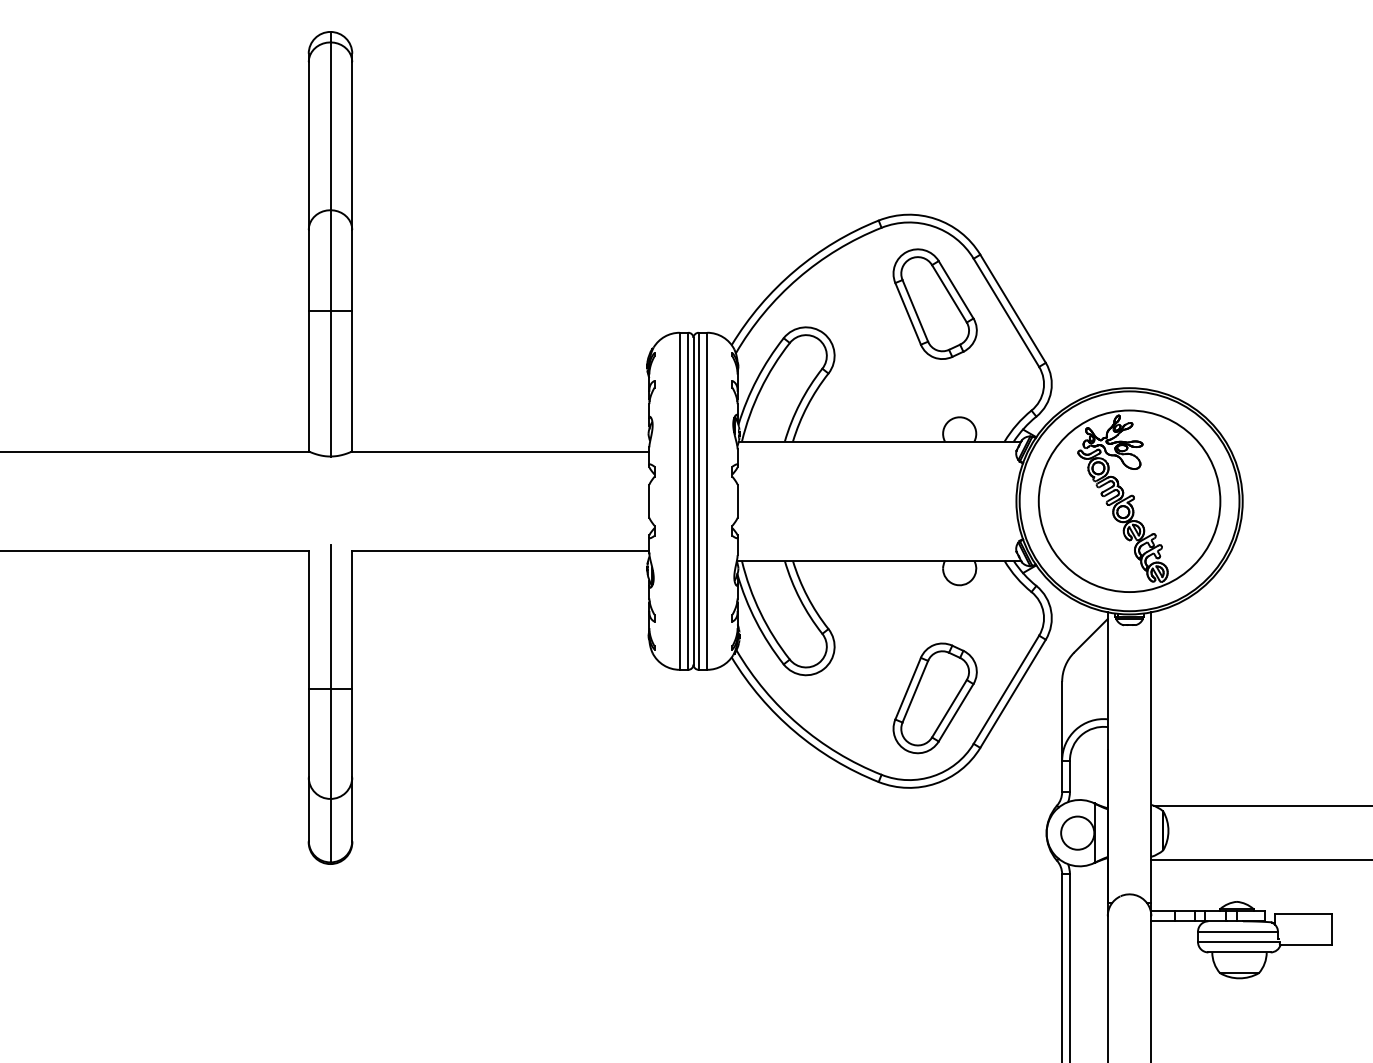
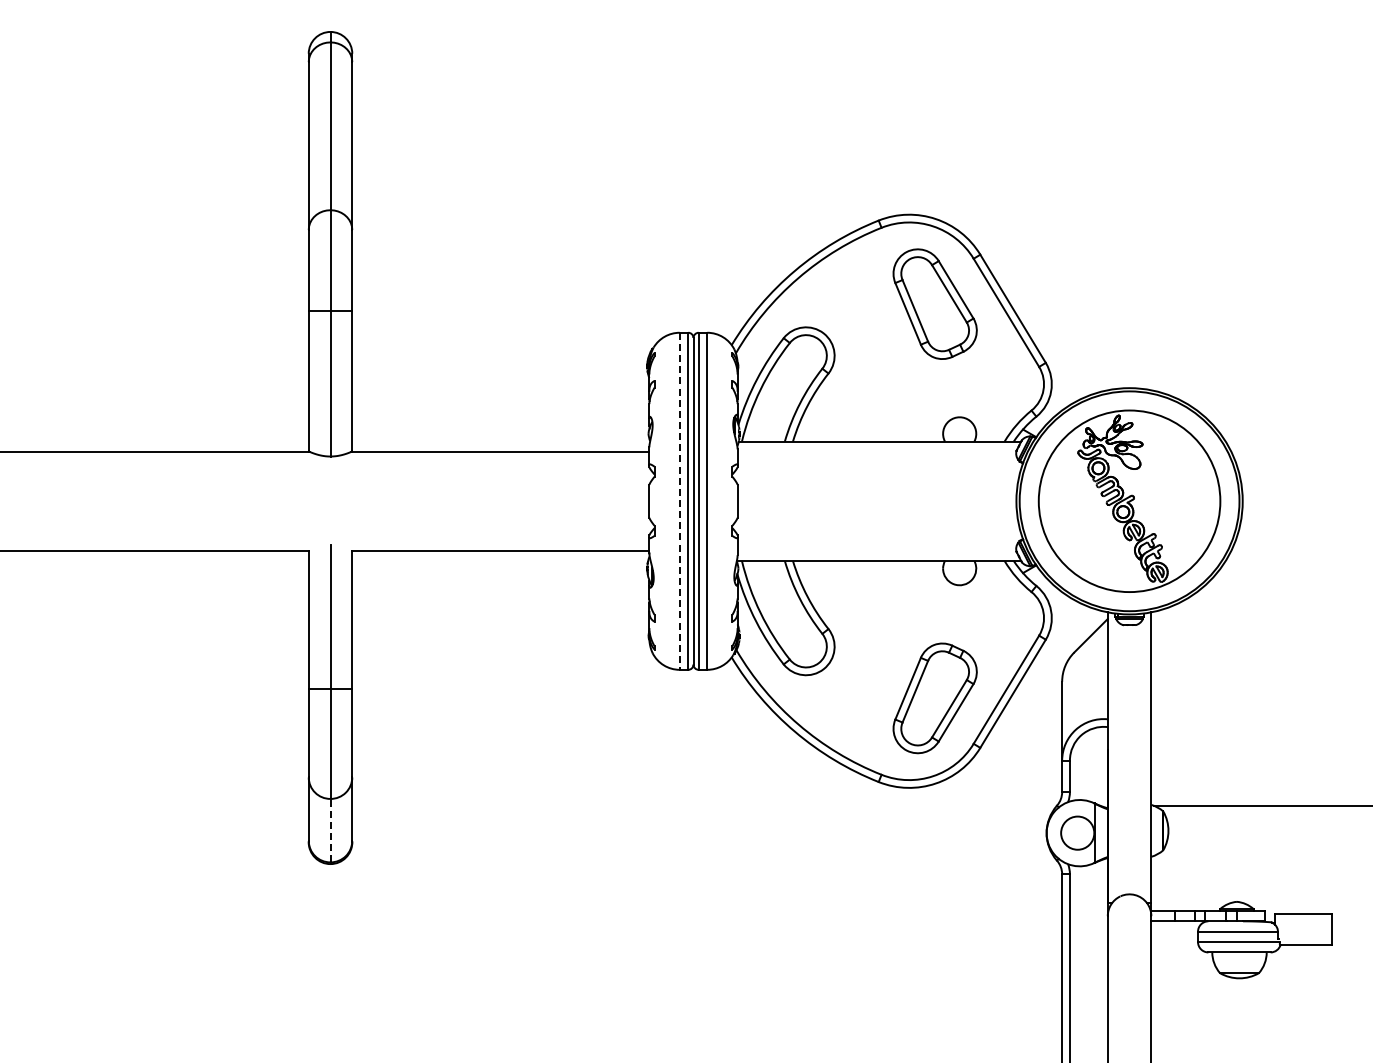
line: solid -> dashed (679, 501)
line: solid -> dashed (330, 830)
line: present -> none (1260, 860)
